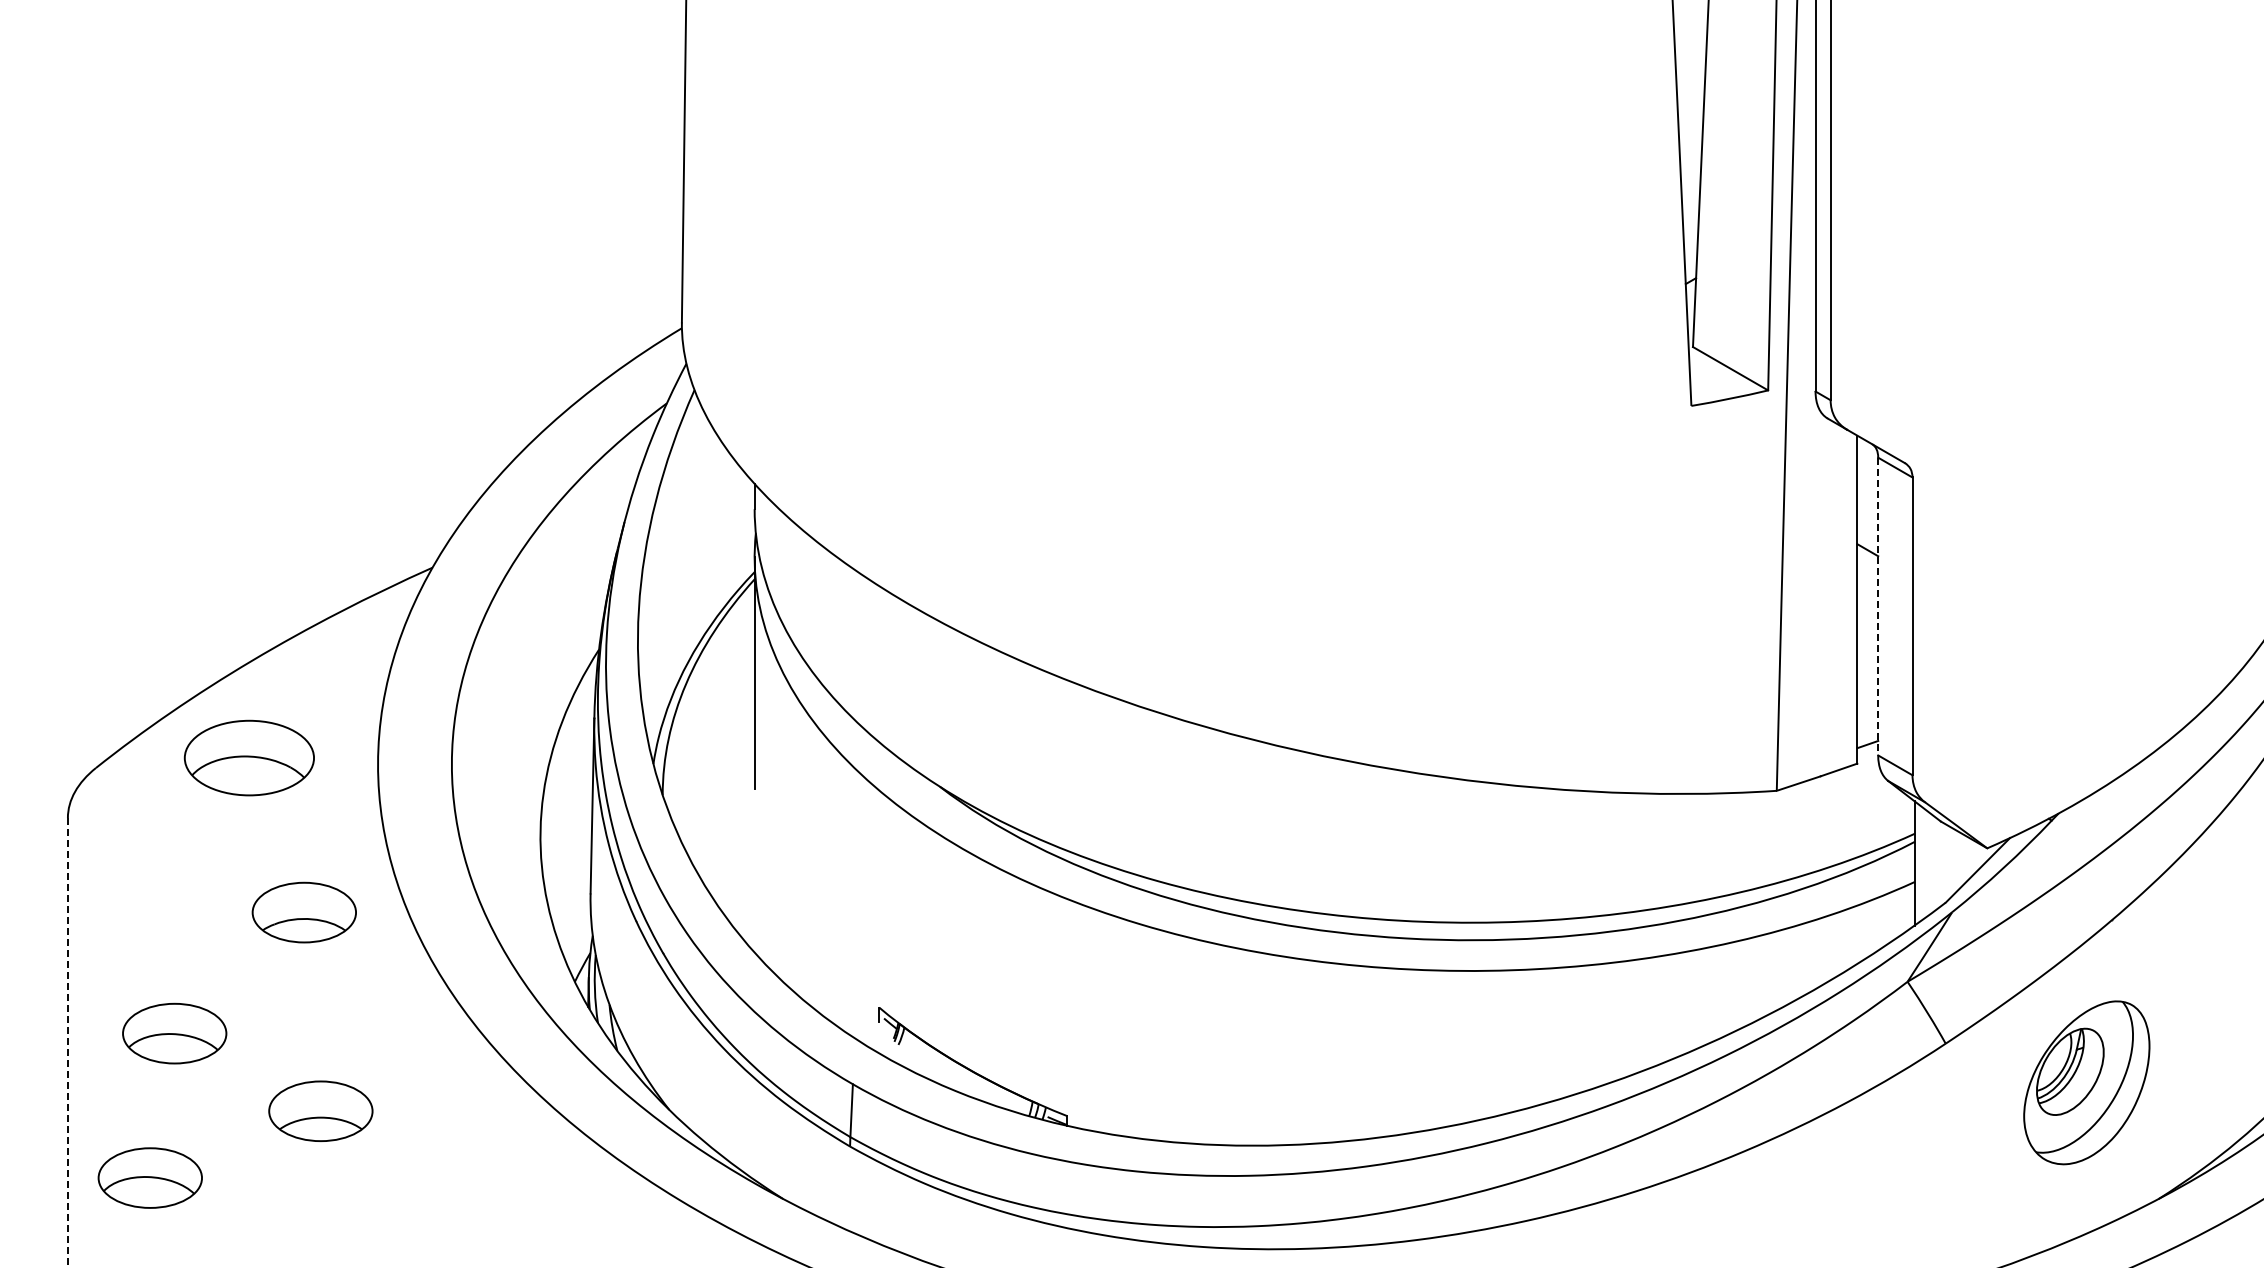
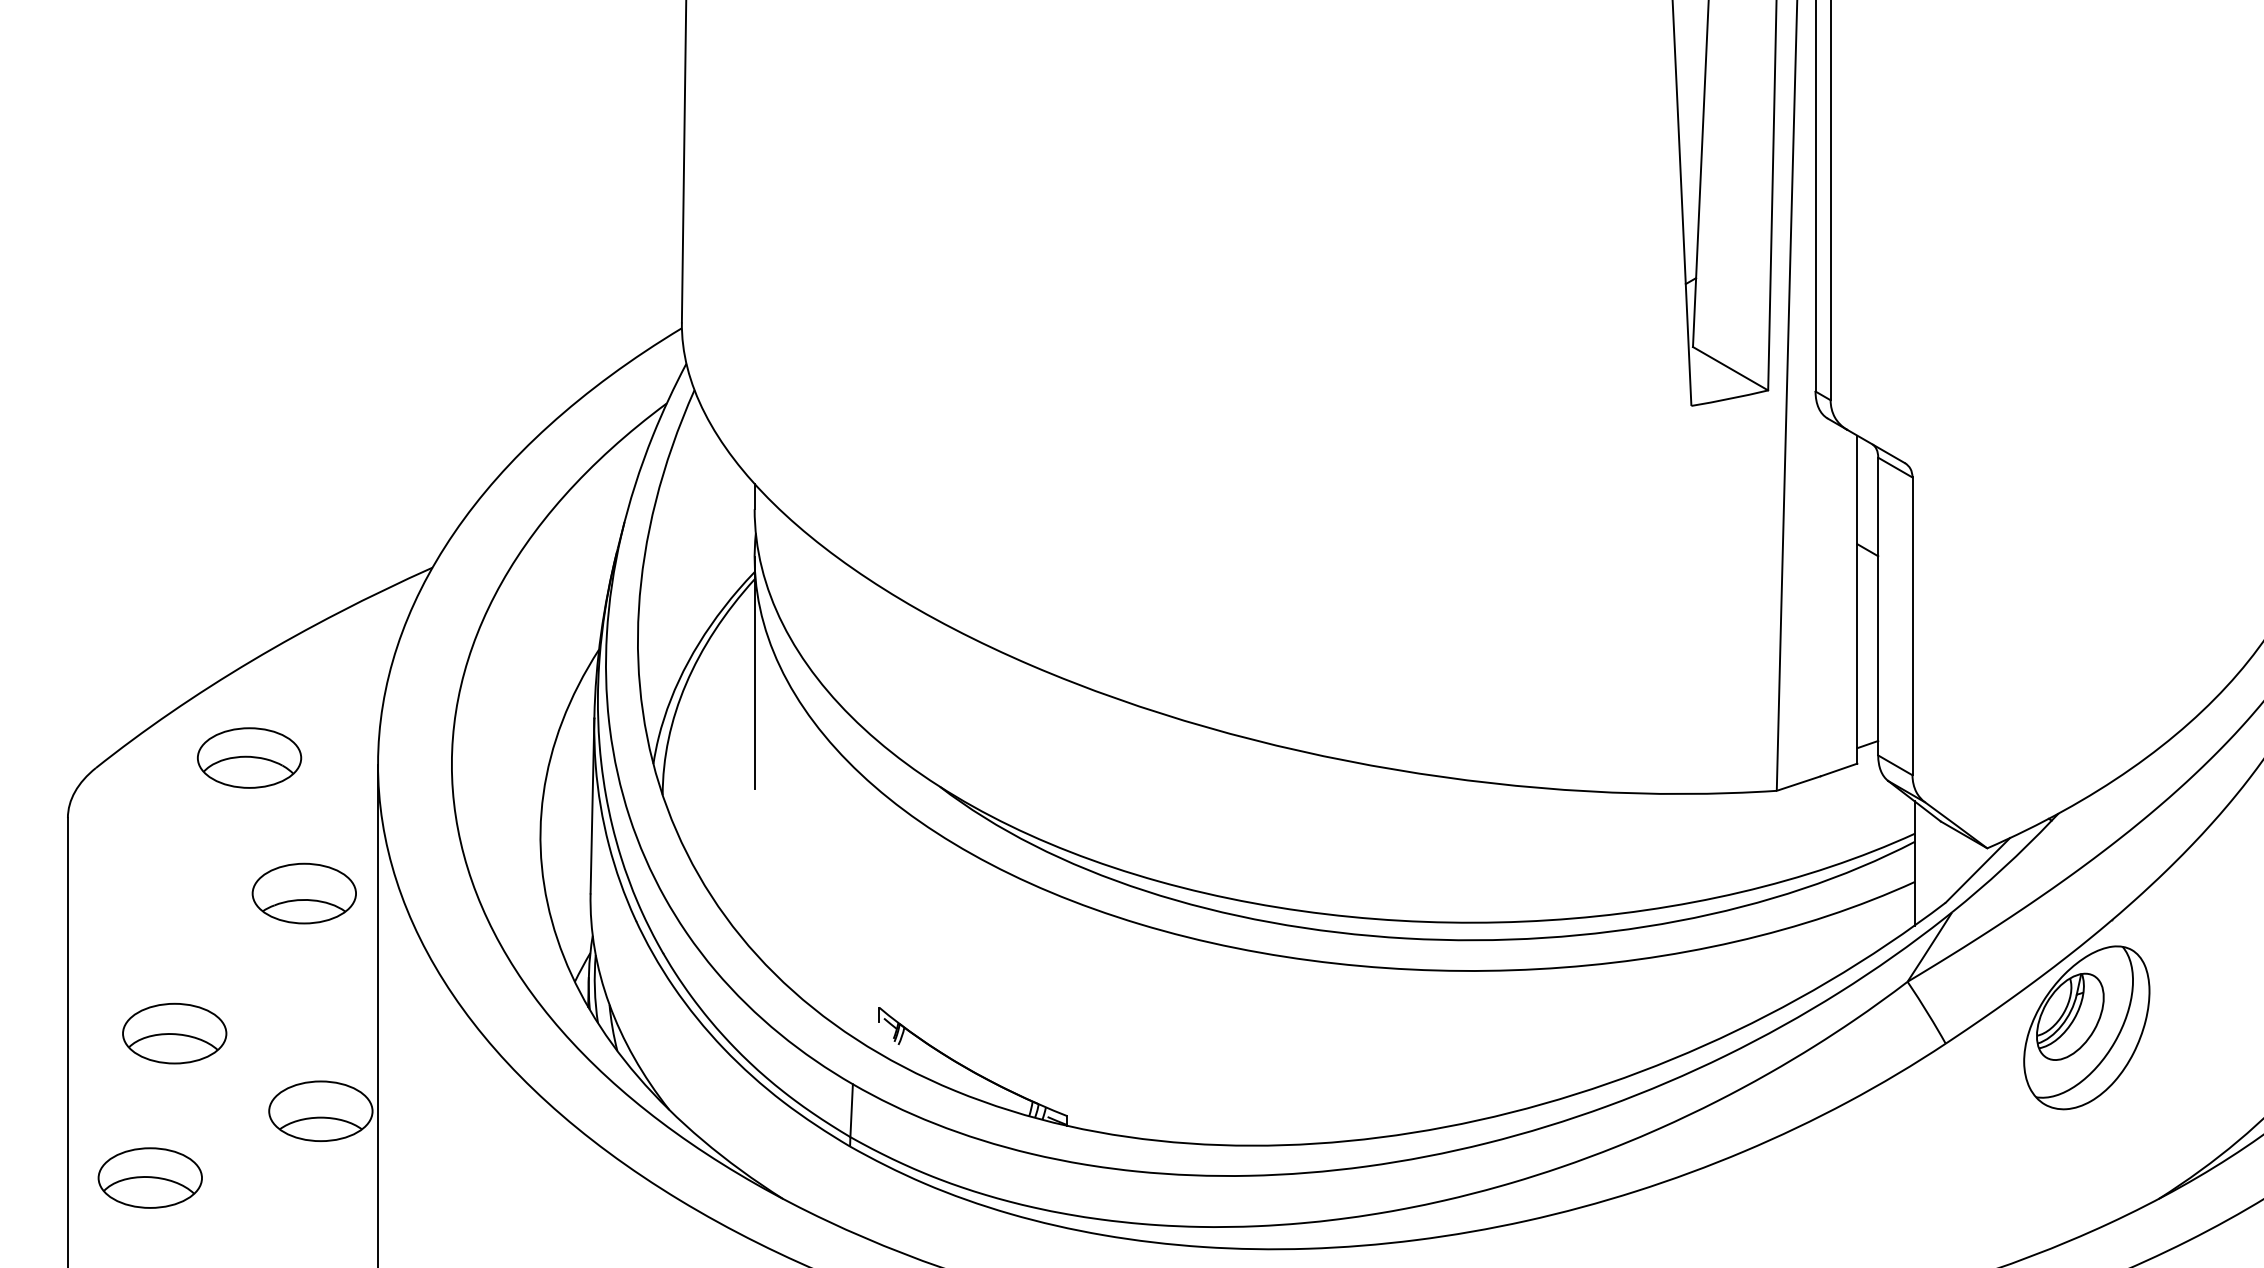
line: dashed -> solid (1878, 606)
part size: 132x78 px -> 106x62 px (249, 757)
part position: (303, 912) -> (303, 893) (303, 893)
line: none -> present (378, 1014)
line: dashed -> solid (67, 1042)
part position: (2086, 1082) -> (2086, 1027) (2086, 1027)
